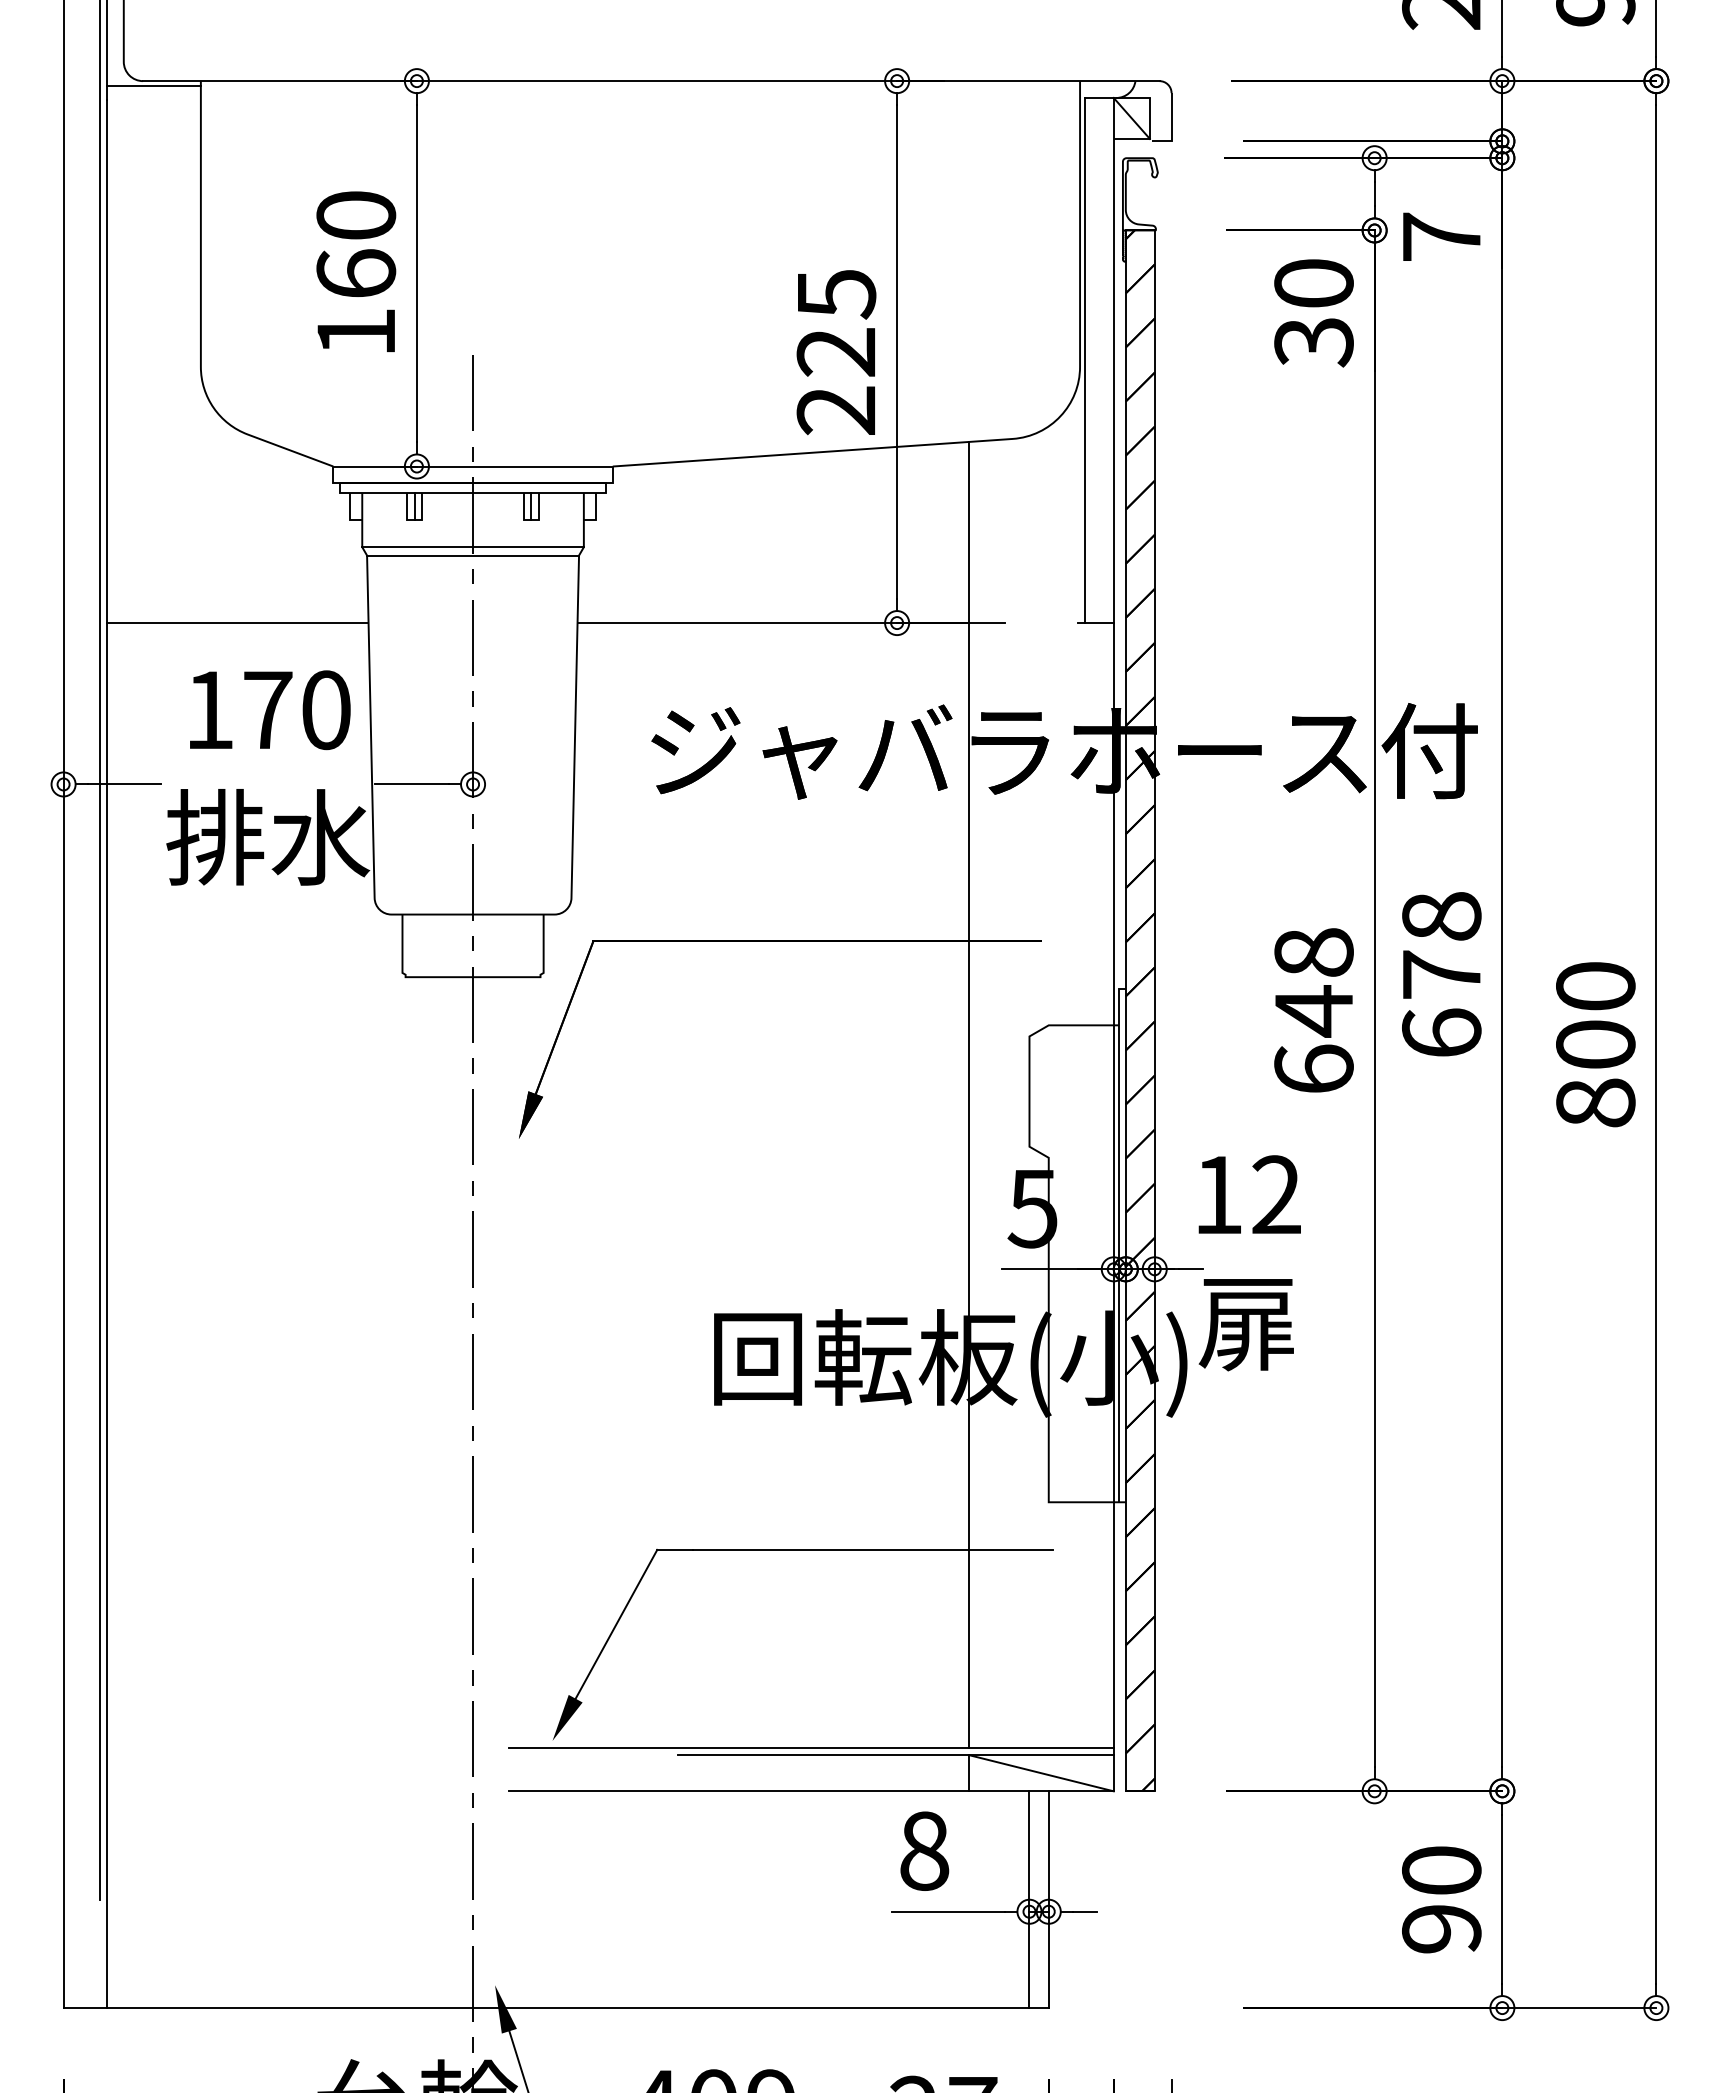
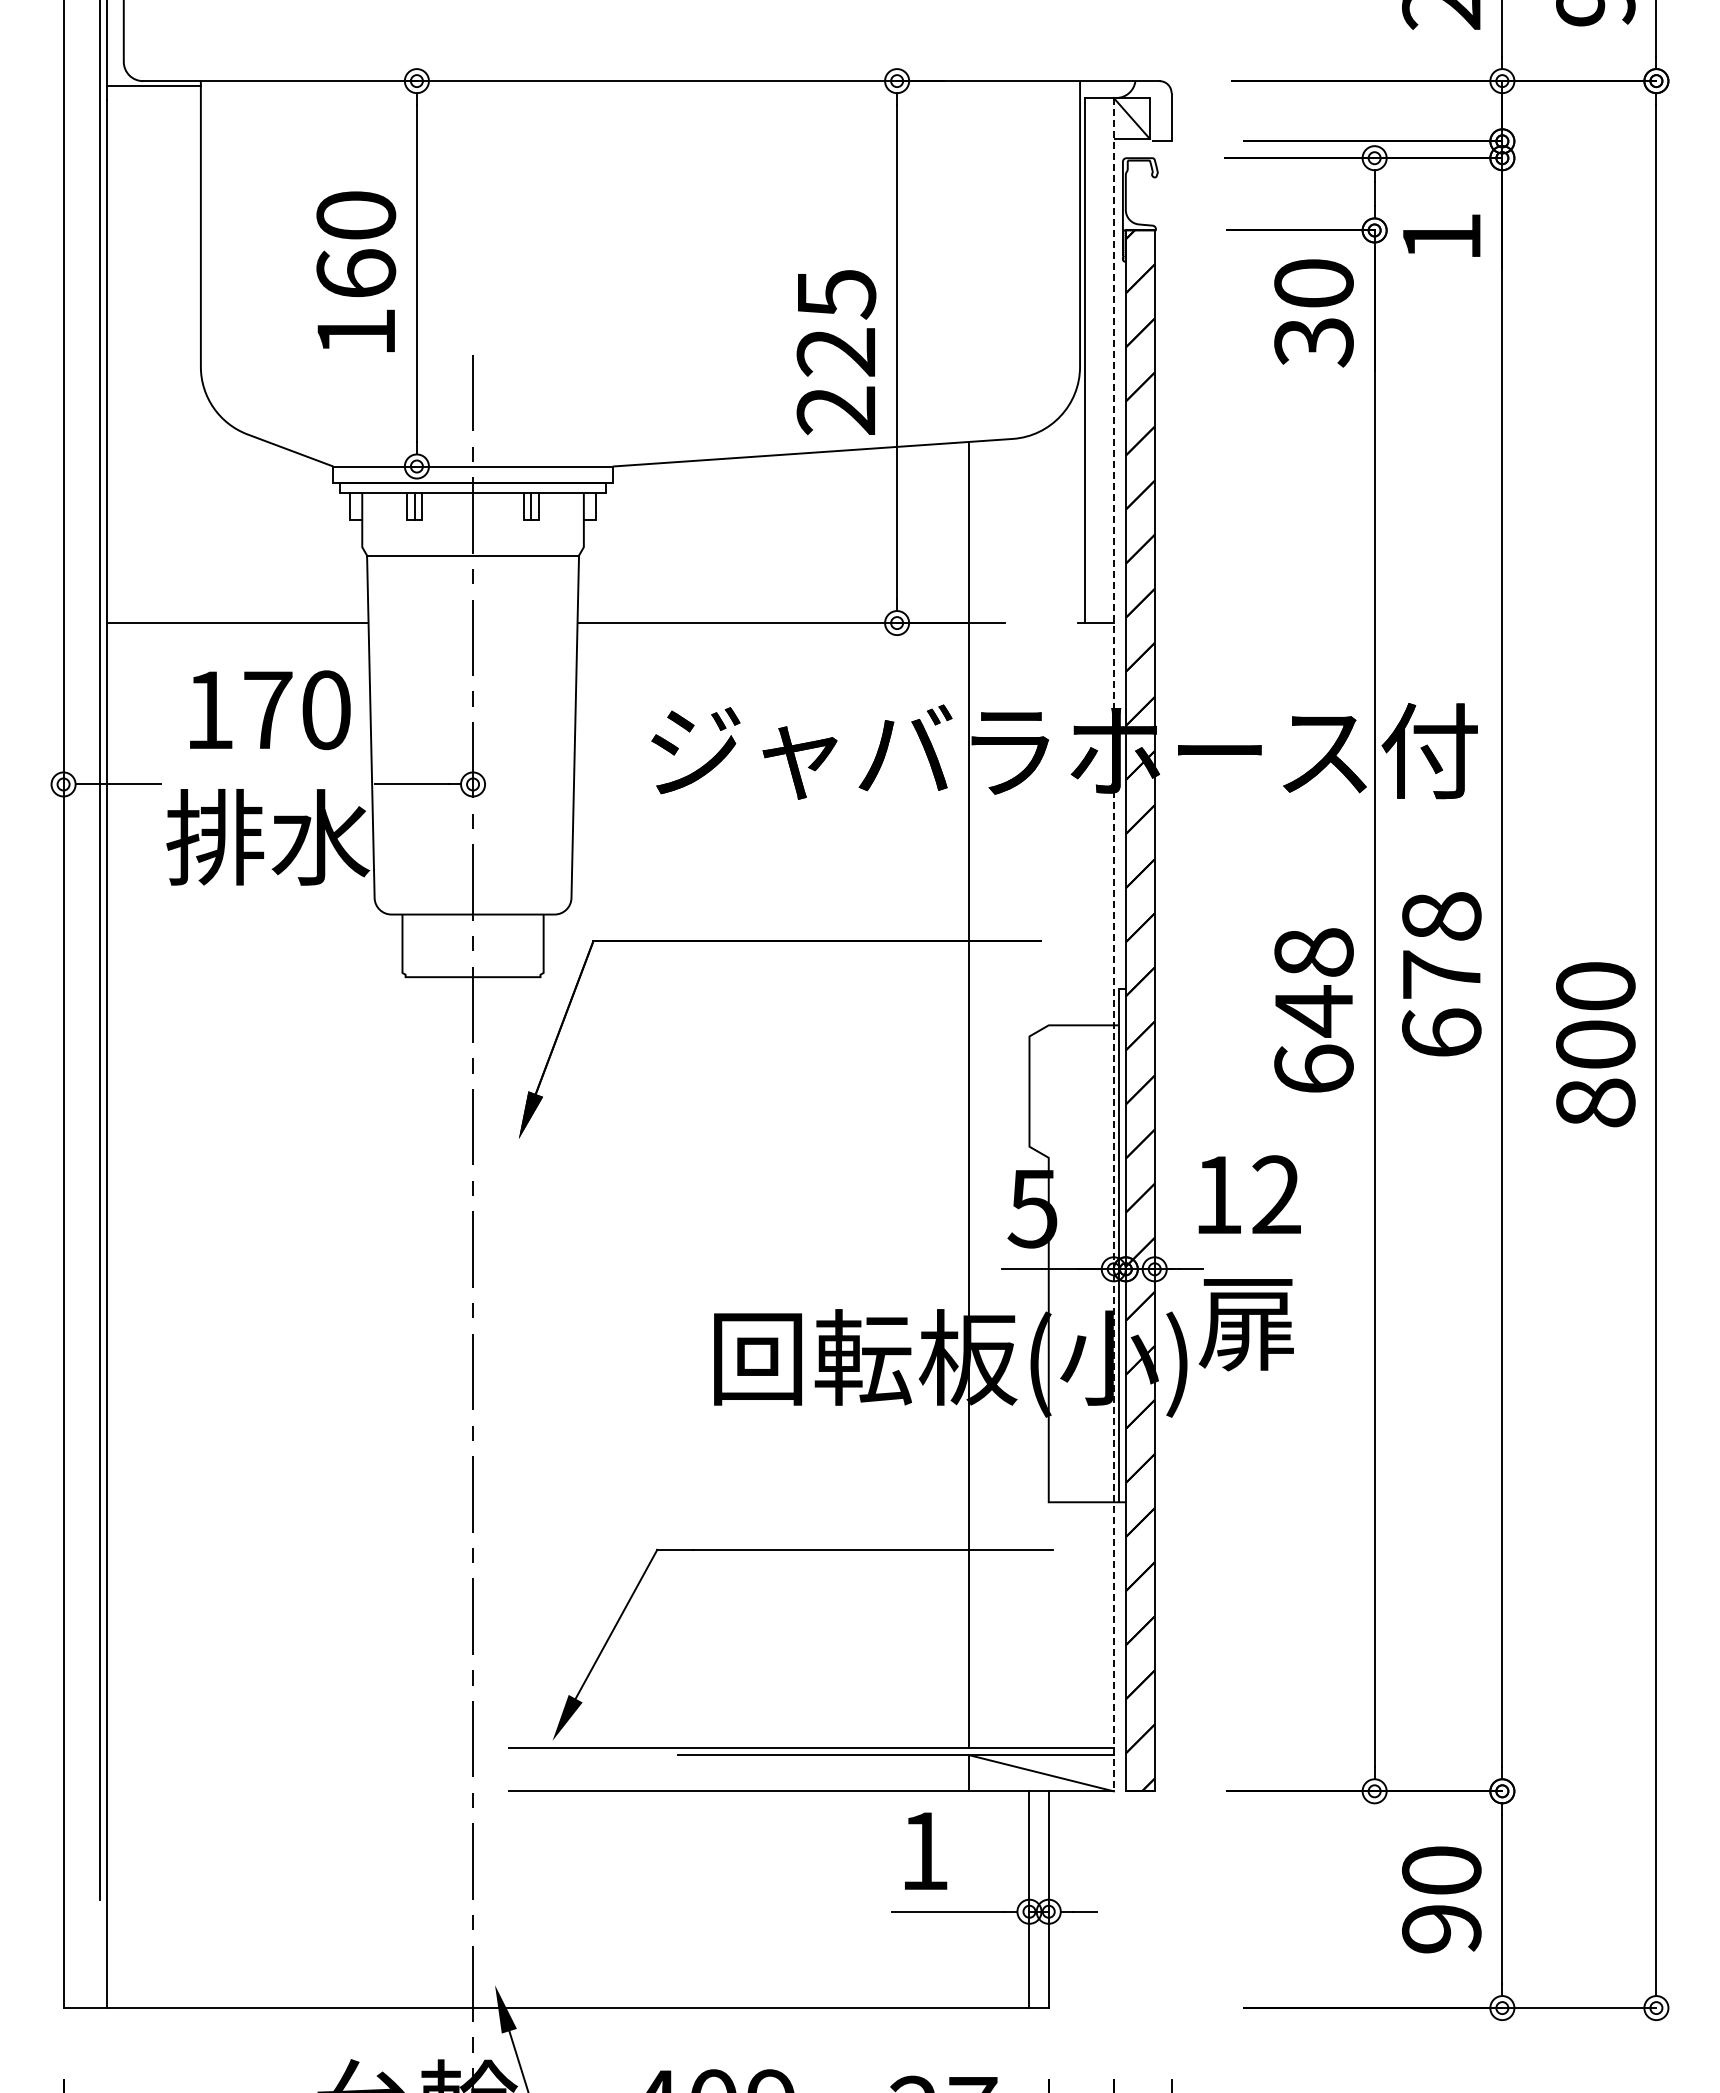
text: 7 -> 1 (1441, 236)
line: present -> none (472, 547)
line: solid -> dashed (1113, 944)
text: 8 -> 1 (924, 1850)
